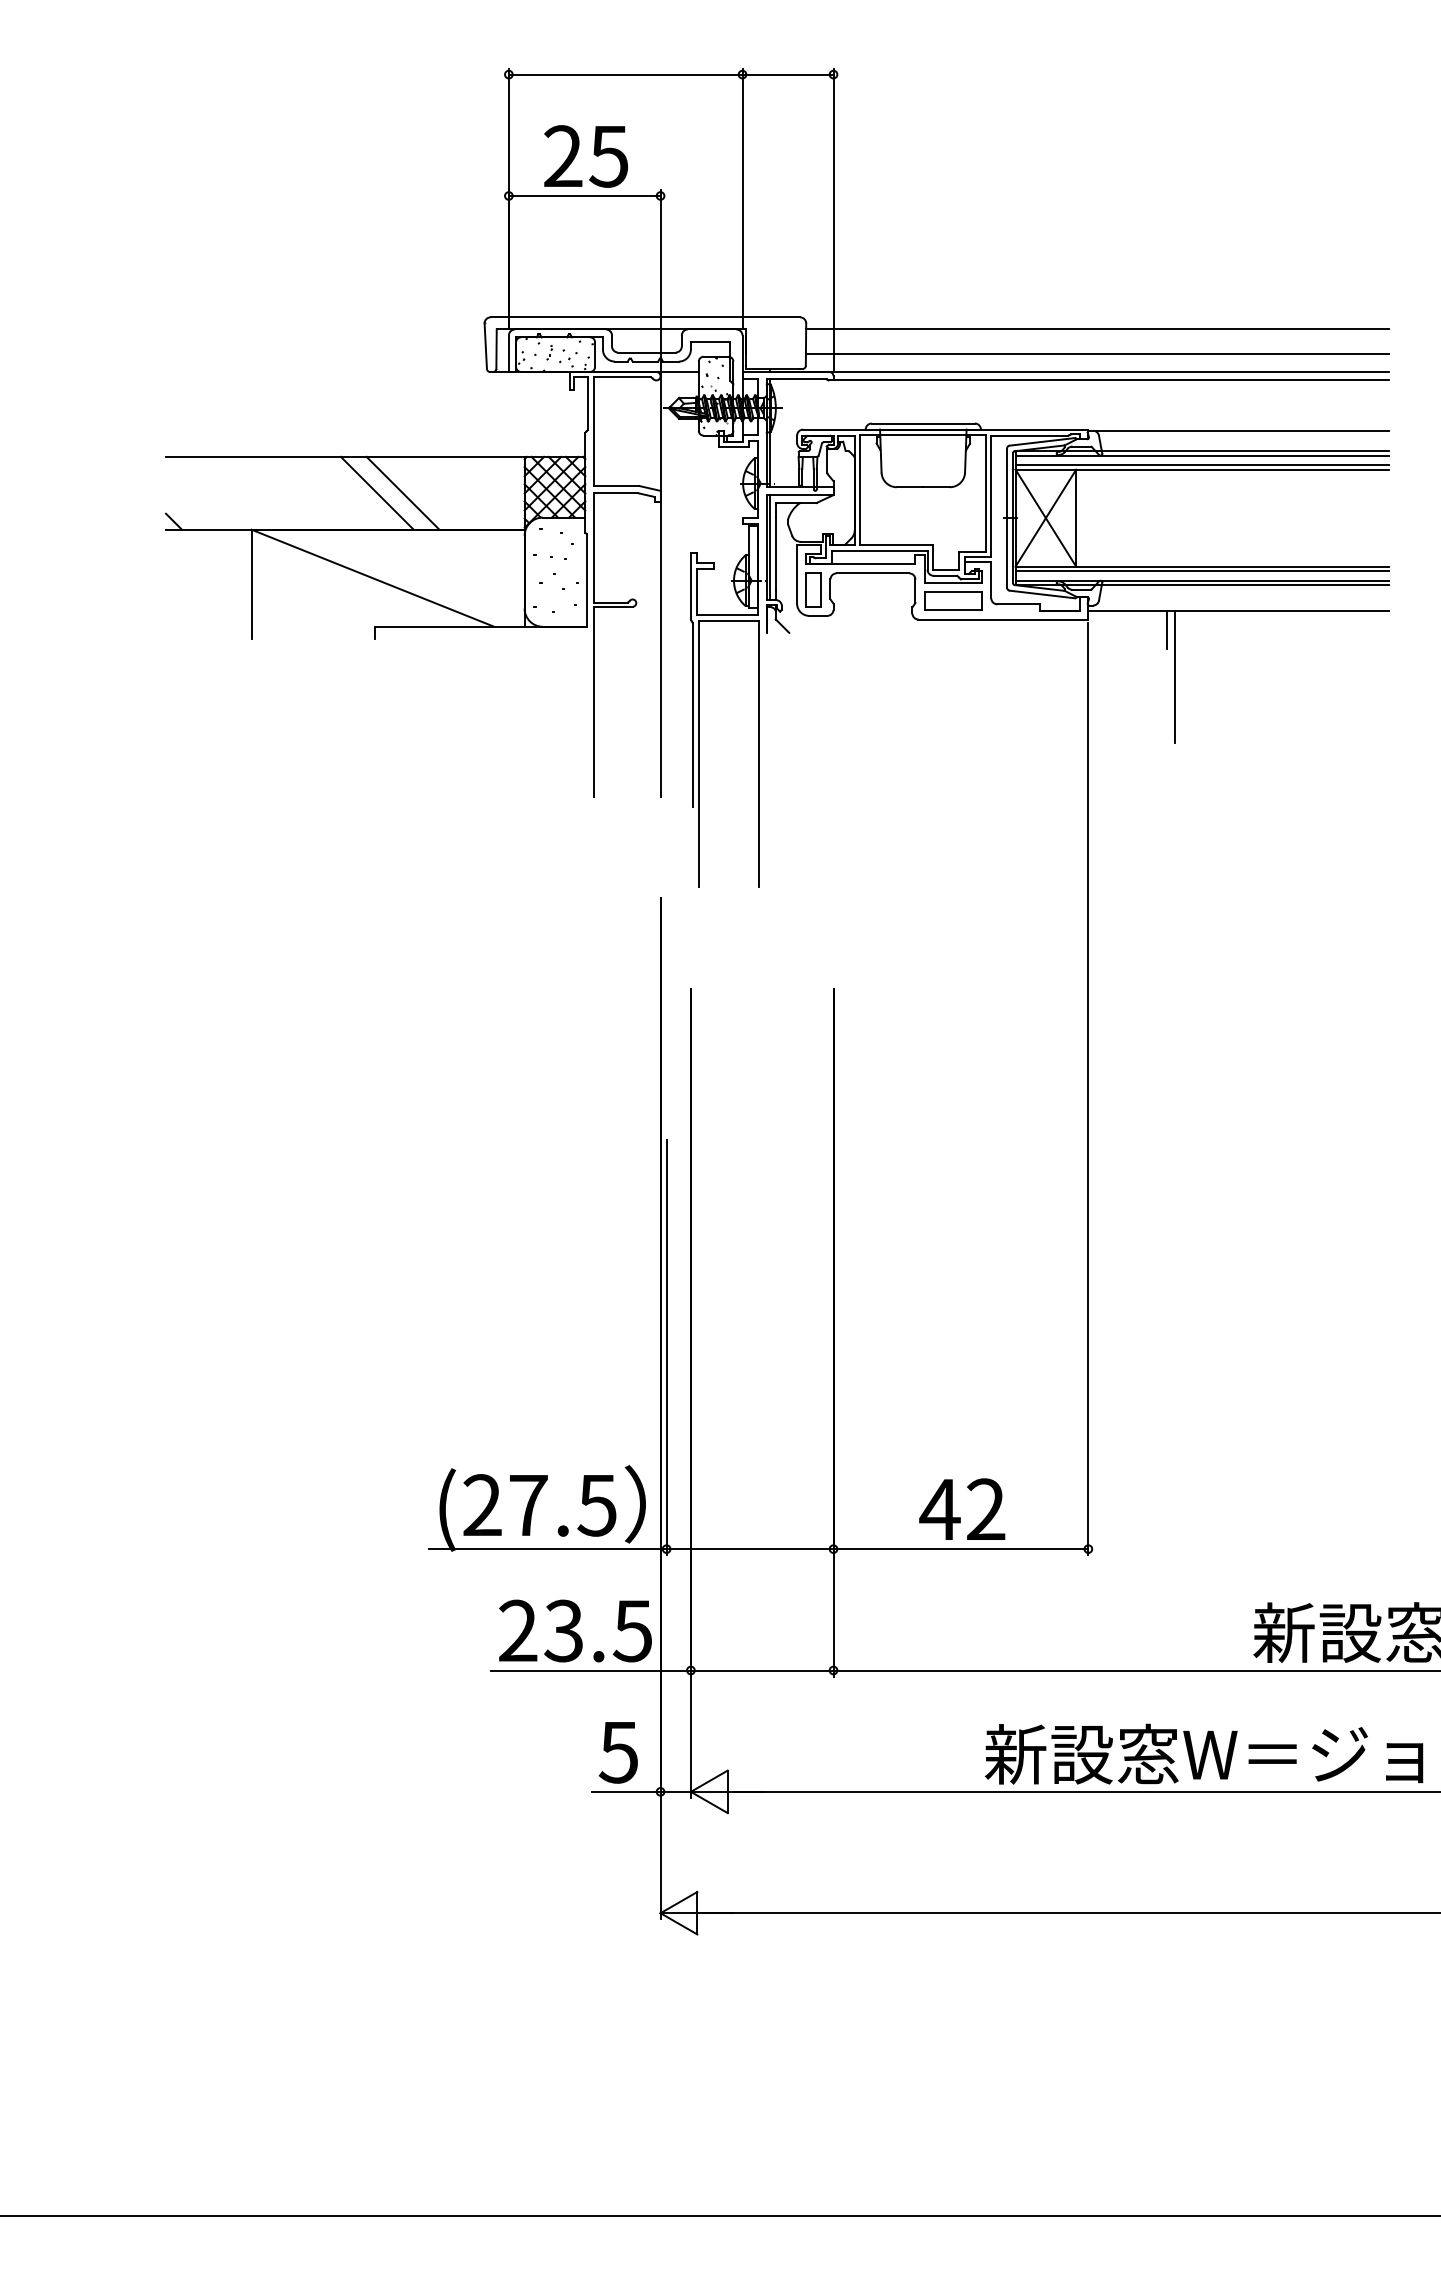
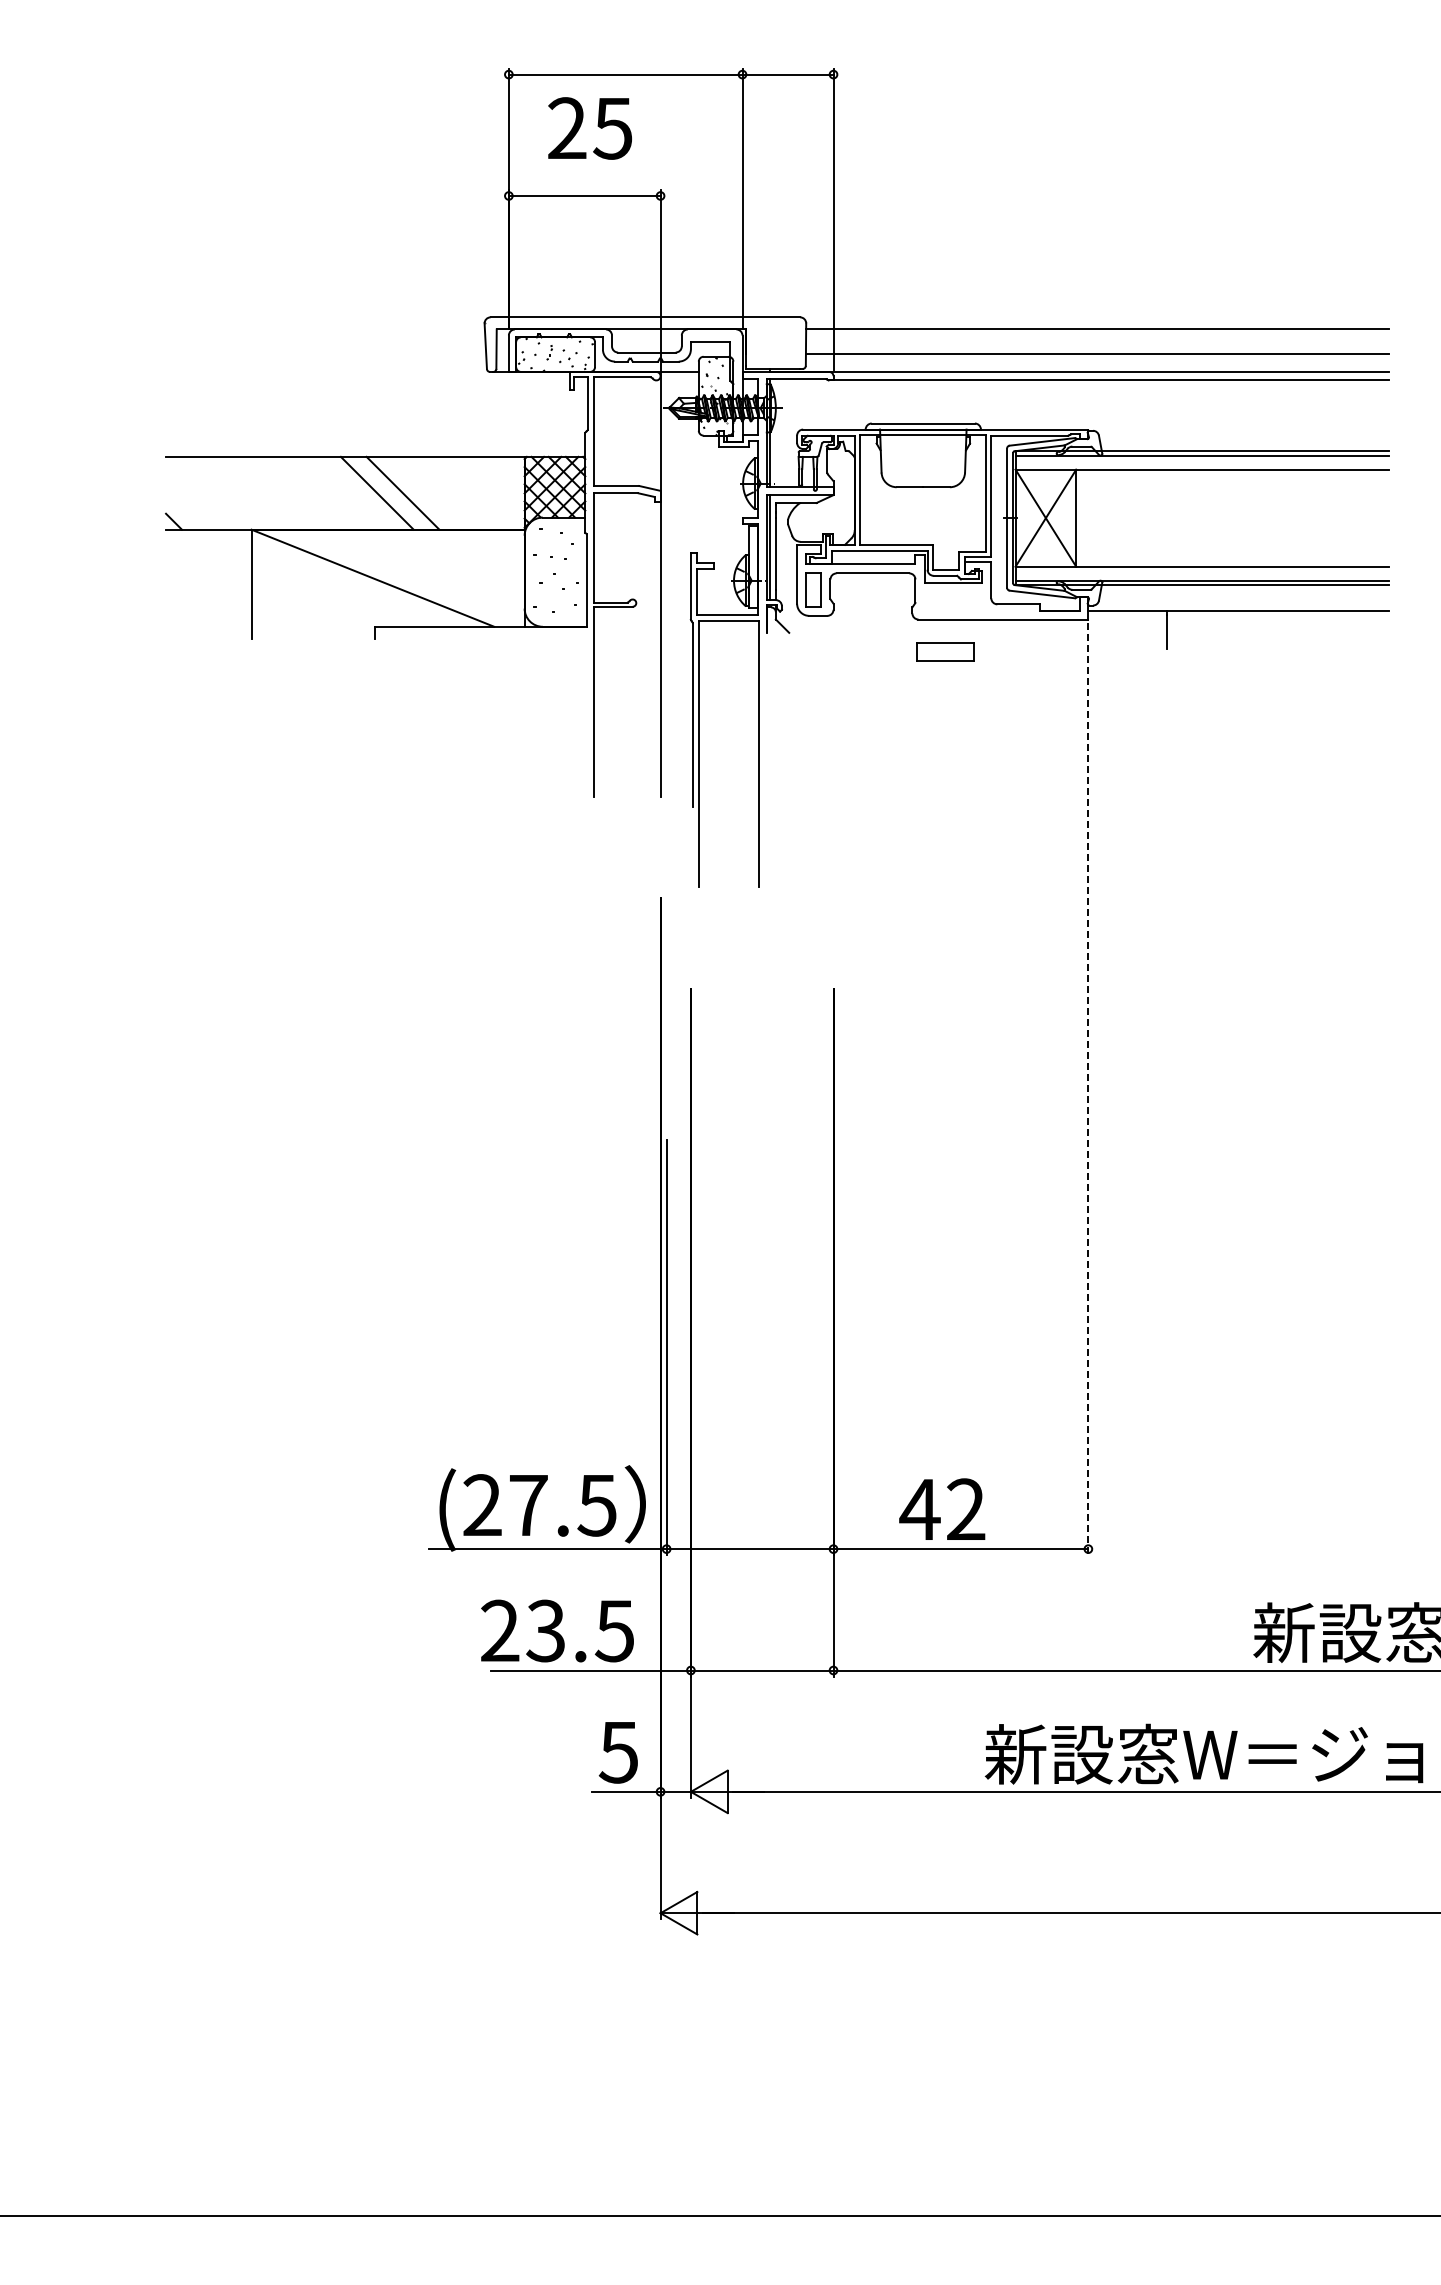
text position: (585, 156) -> (589, 128) (589, 128)
line: present -> none (1241, 431)
line: present -> none (1201, 465)
line: present -> none (1201, 570)
part position: (953, 600) -> (945, 651) (945, 651)
line: present -> none (1174, 676)
line: solid -> dashed (1088, 1089)
text position: (962, 1508) -> (942, 1508) (942, 1508)
text position: (575, 1630) -> (557, 1630) (557, 1630)
